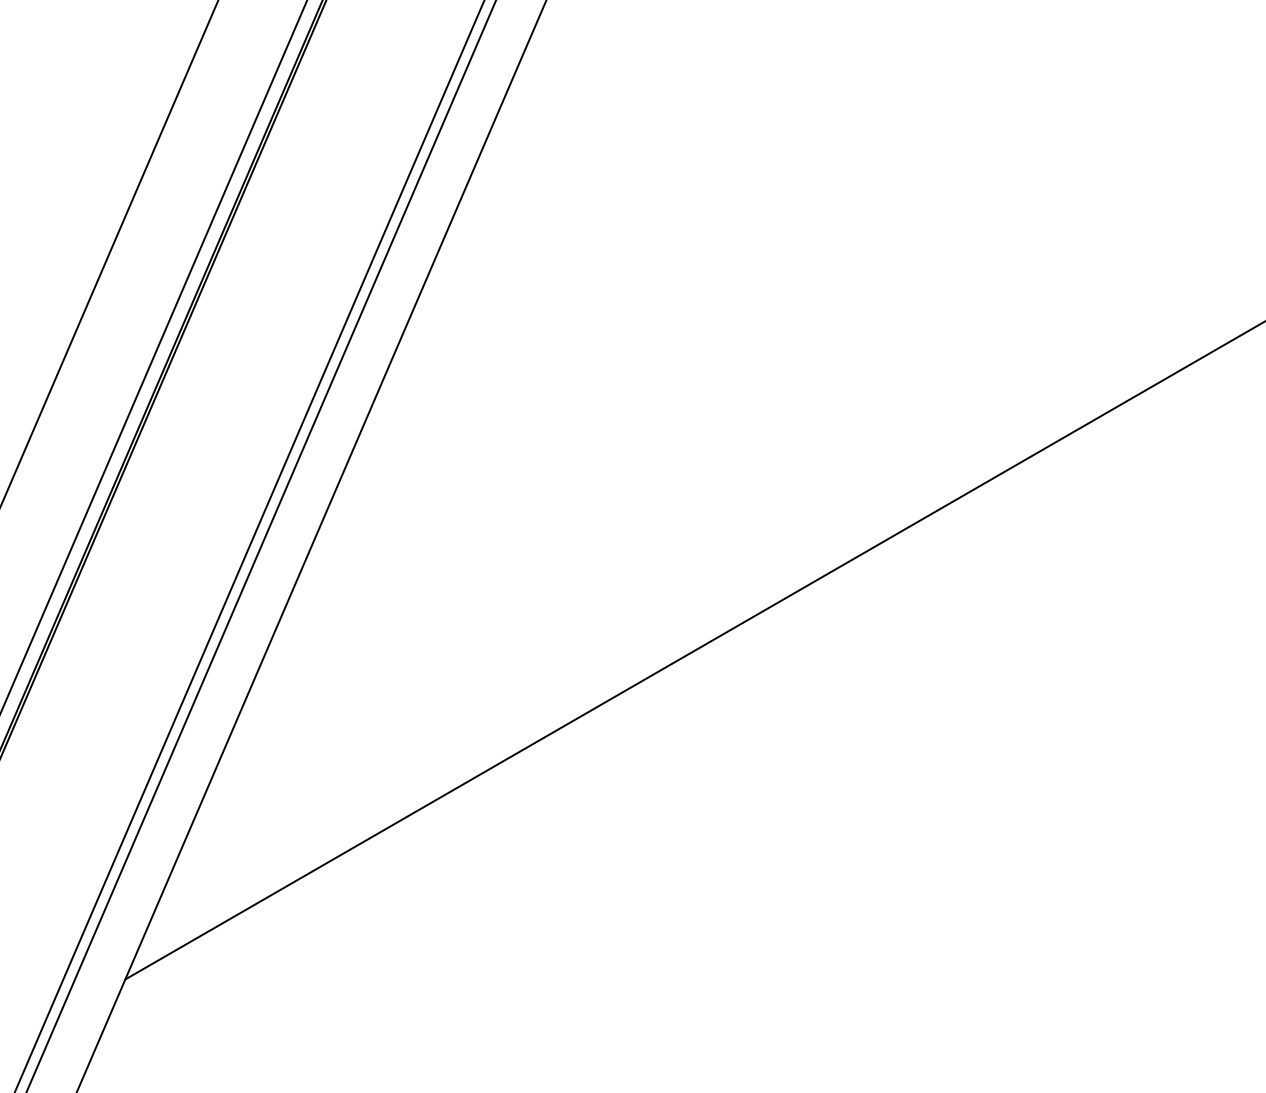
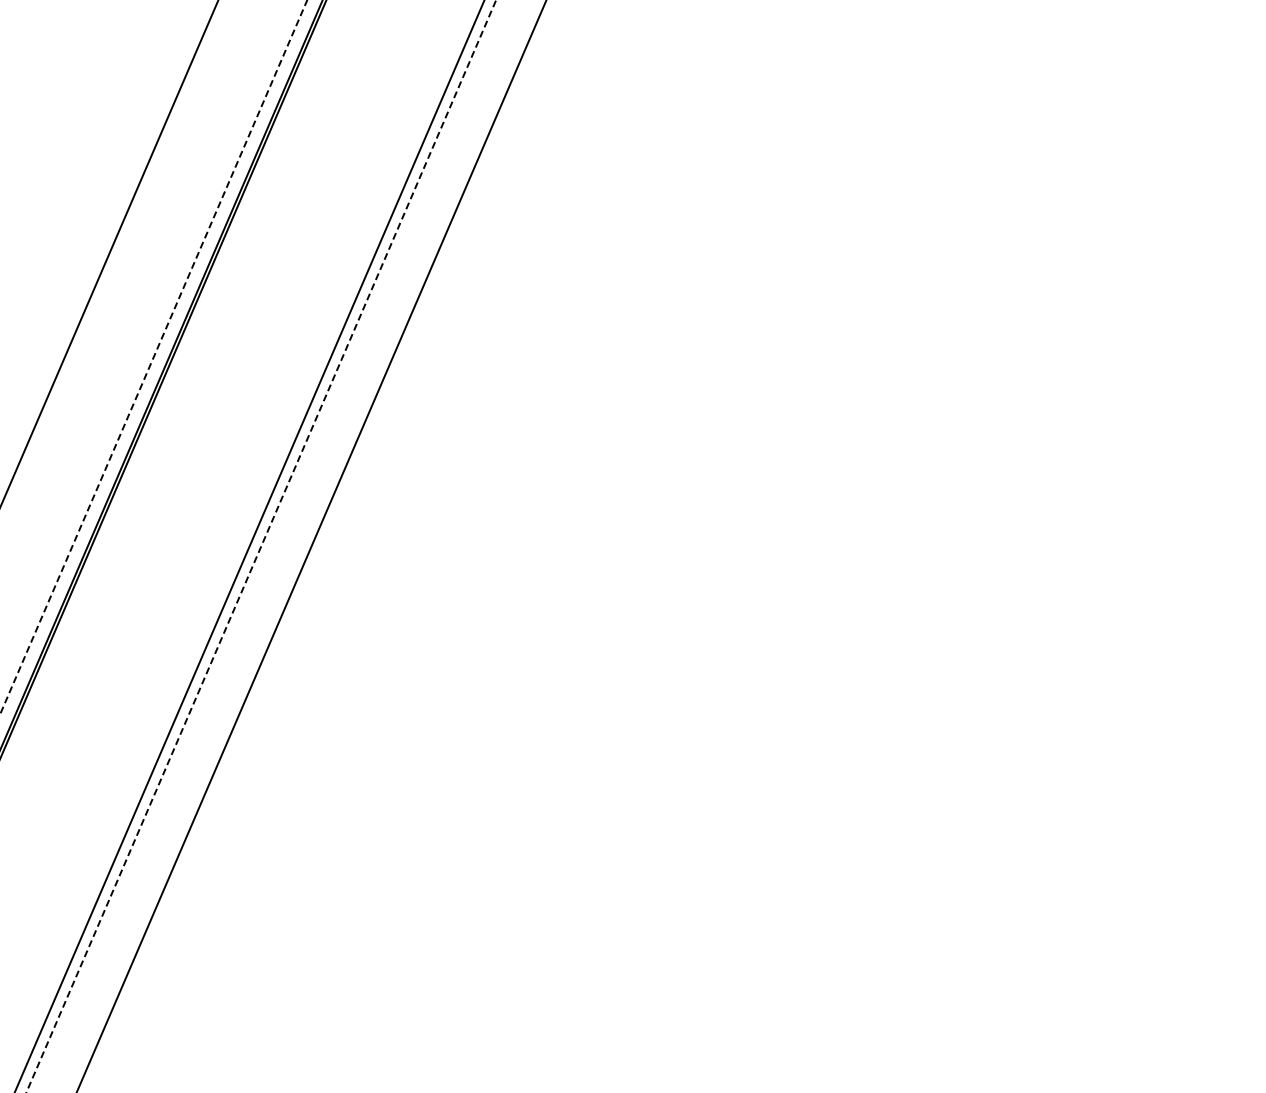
line: solid -> dashed (153, 356)
line: solid -> dashed (261, 546)
line: present -> none (693, 650)
